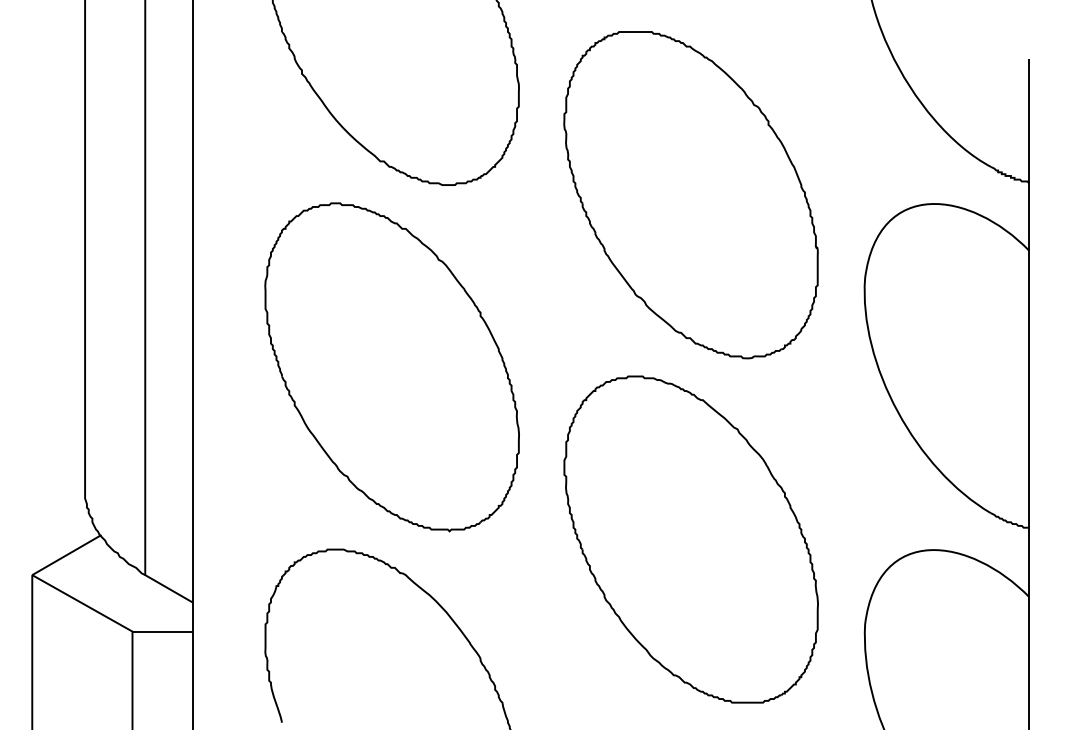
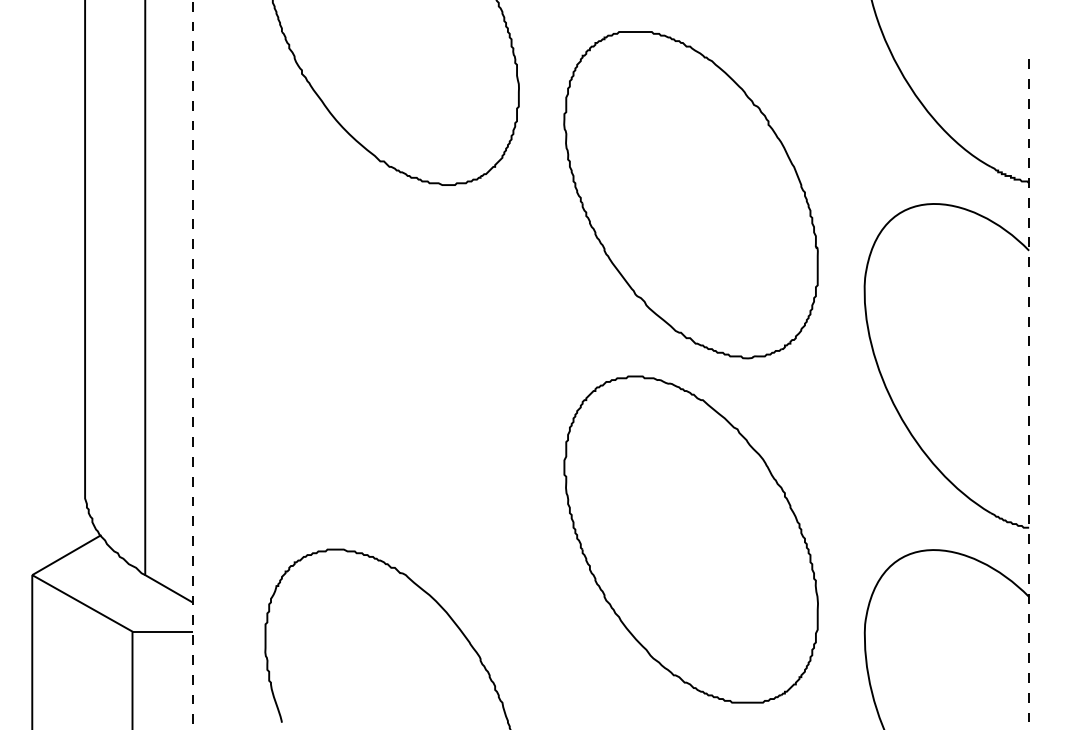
line: solid -> dashed (192, 365)
part: present -> none (391, 367)
line: solid -> dashed (1029, 394)
